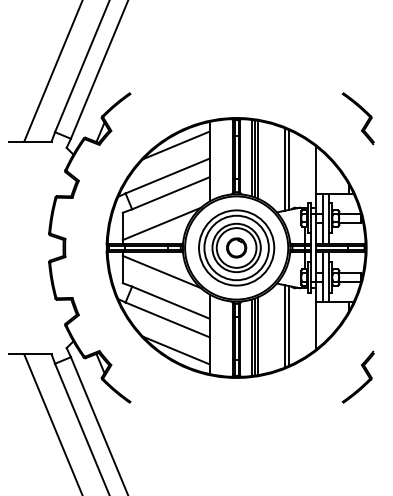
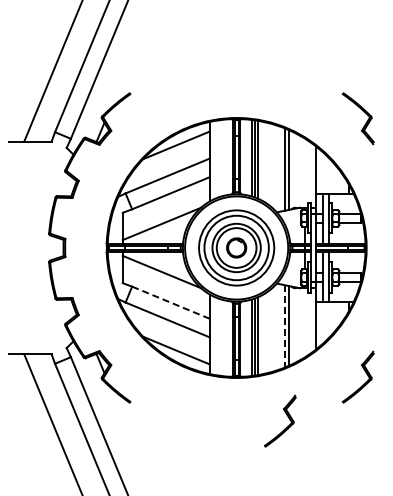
line: solid -> dashed (170, 302)
line: solid -> dashed (284, 326)
part: none -> present (286, 415)
